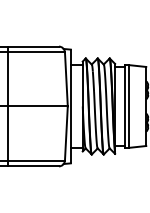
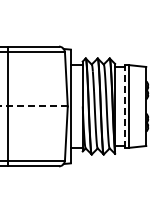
line: solid -> dashed (33, 106)
line: solid -> dashed (124, 106)
